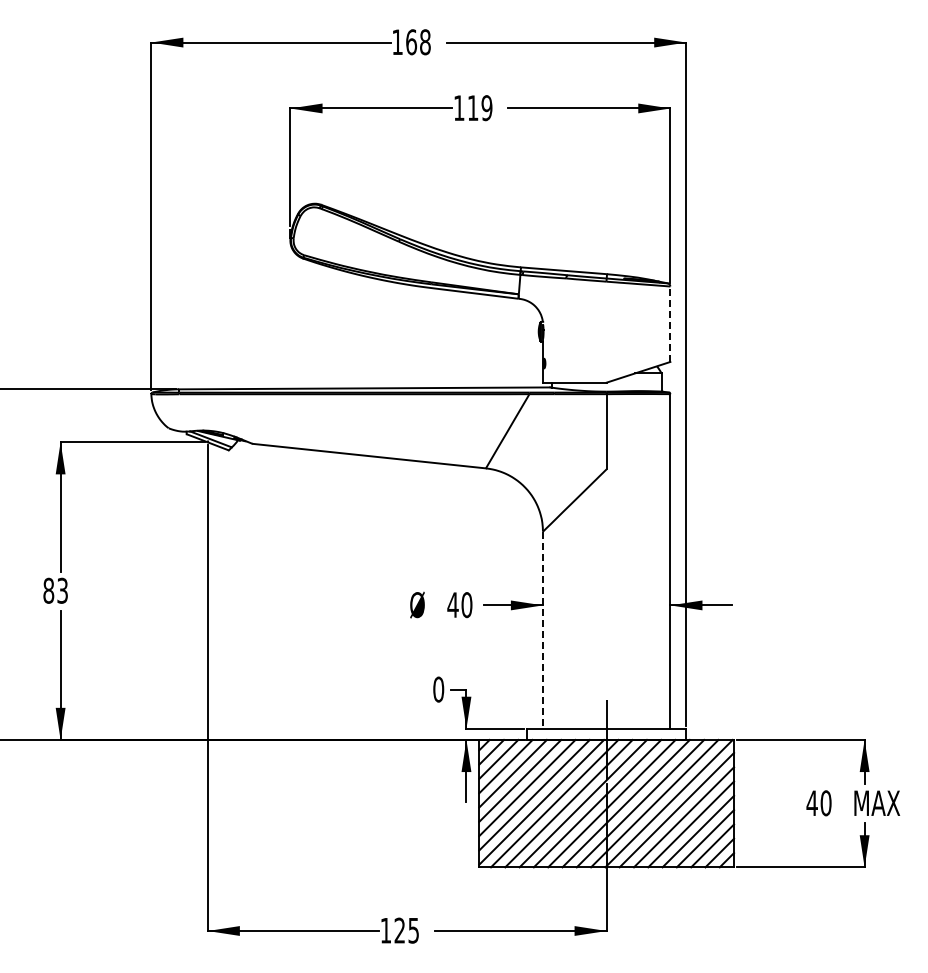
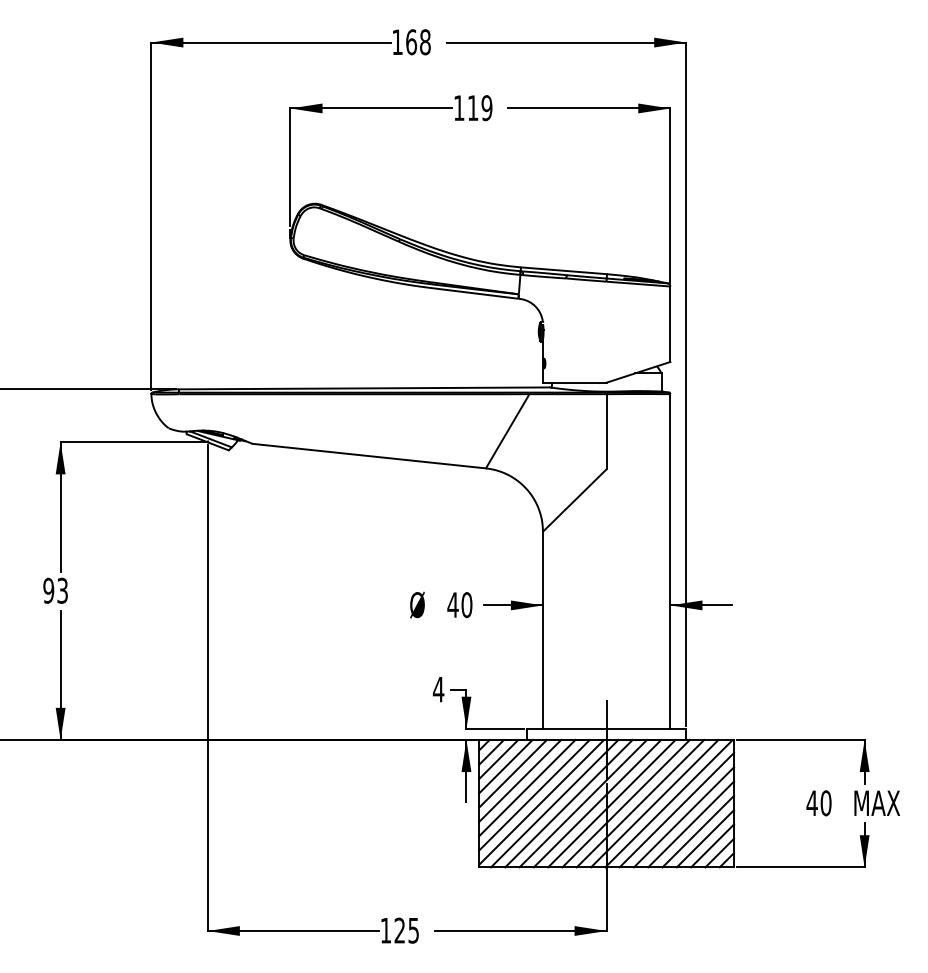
line: dashed -> solid (670, 324)
text: 83 -> 93 (48, 590)
line: dashed -> solid (542, 630)
text: 0 -> 4 (438, 689)
